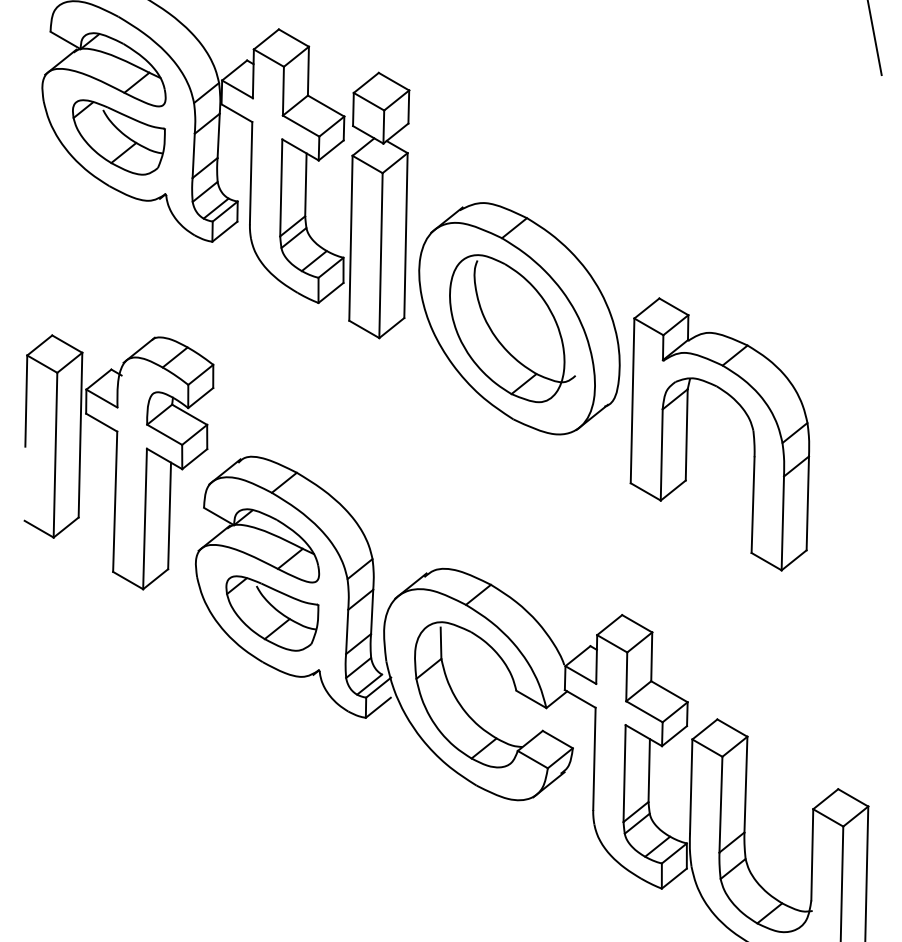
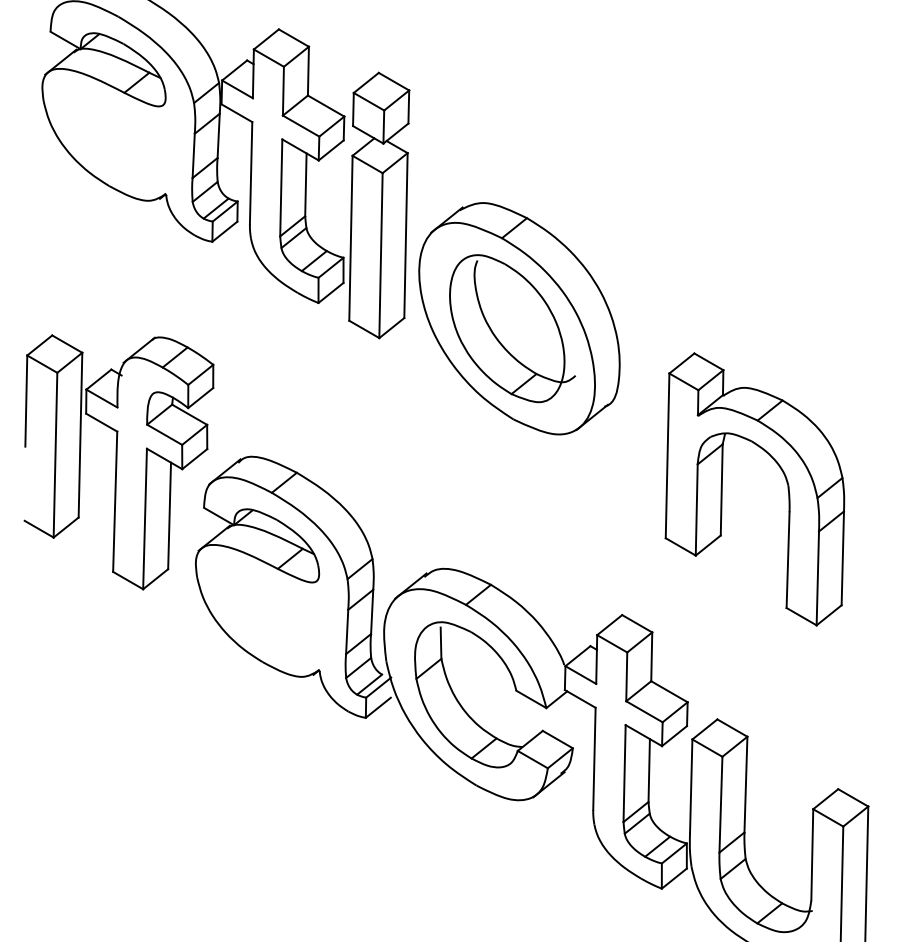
line: present -> none (874, 38)
part: present -> none (118, 137)
part position: (687, 434) -> (722, 489) (722, 489)
part: present -> none (272, 613)
